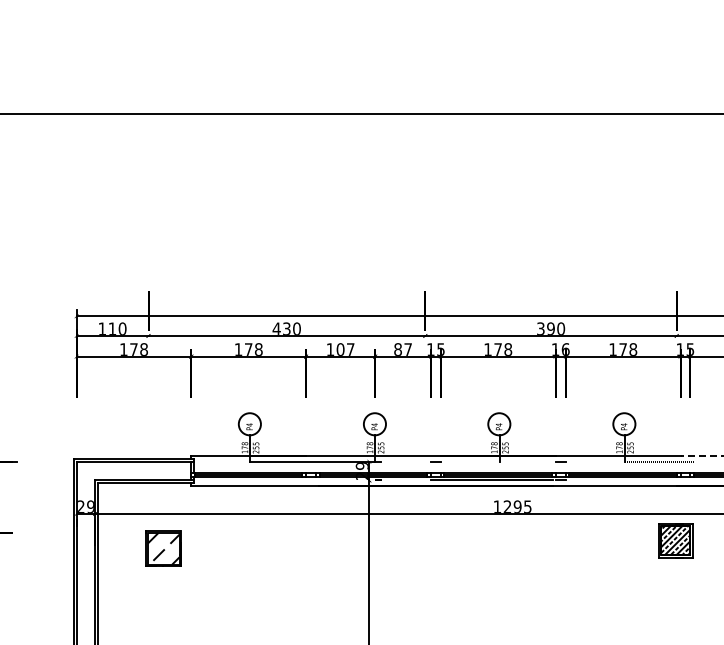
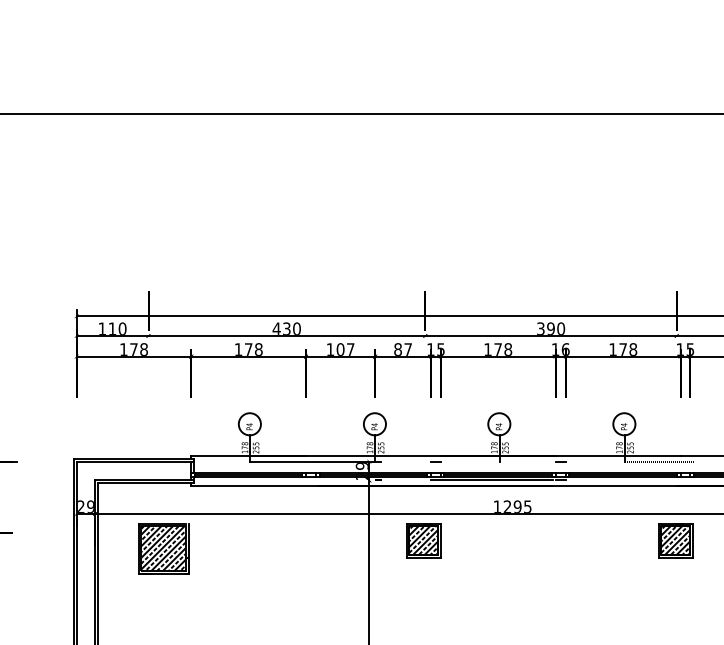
line: dashed -> solid (701, 455)
part: none -> present (423, 540)
part size: 37x37 px -> 52x52 px (163, 548)
